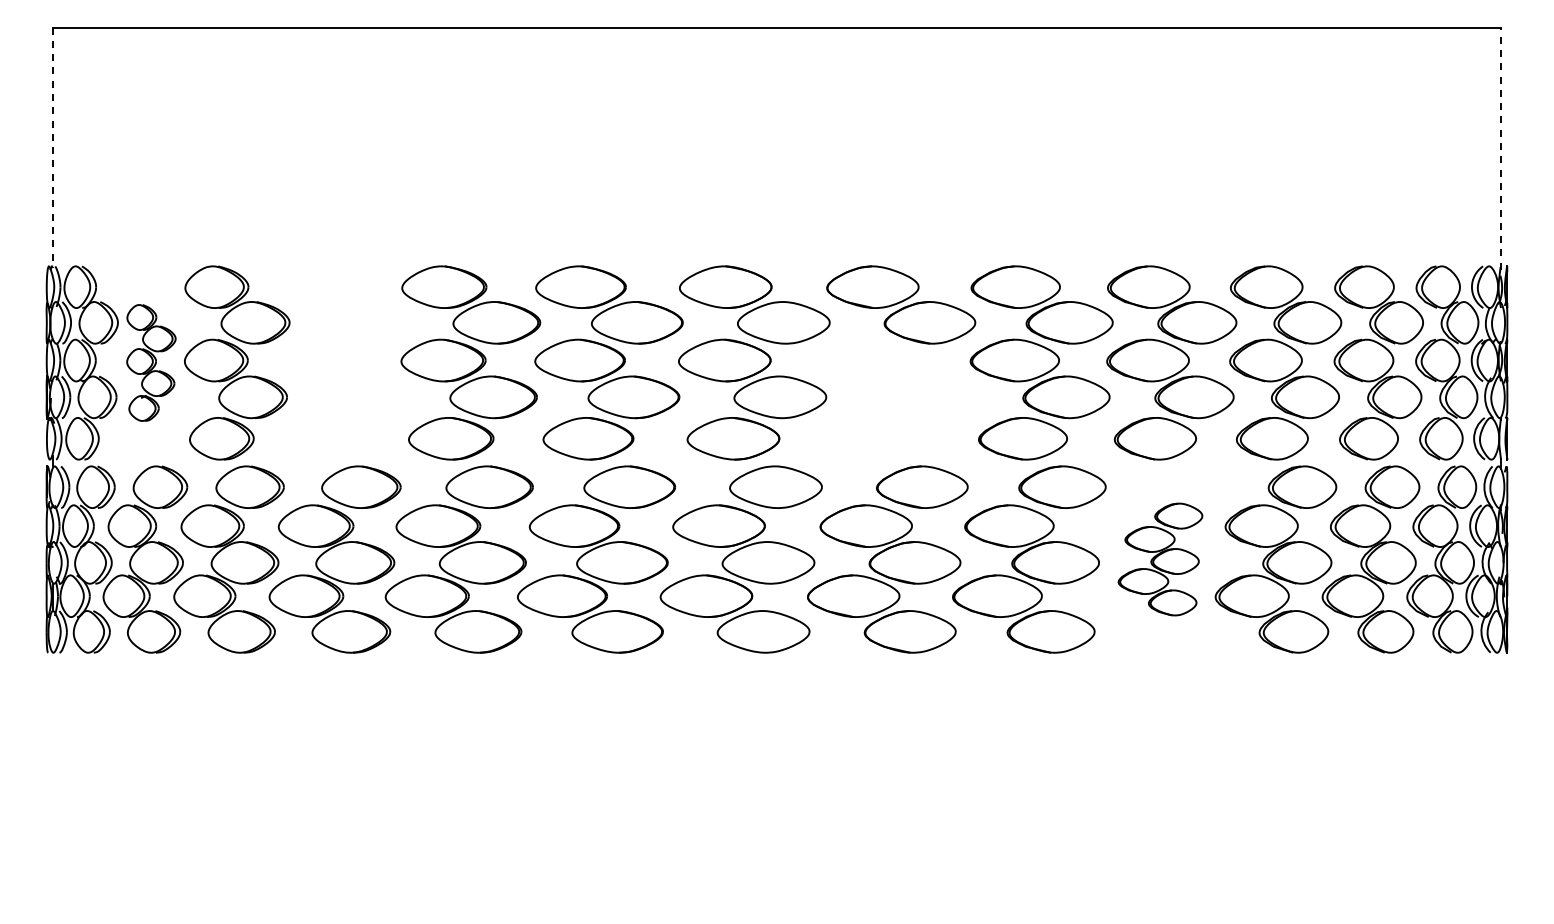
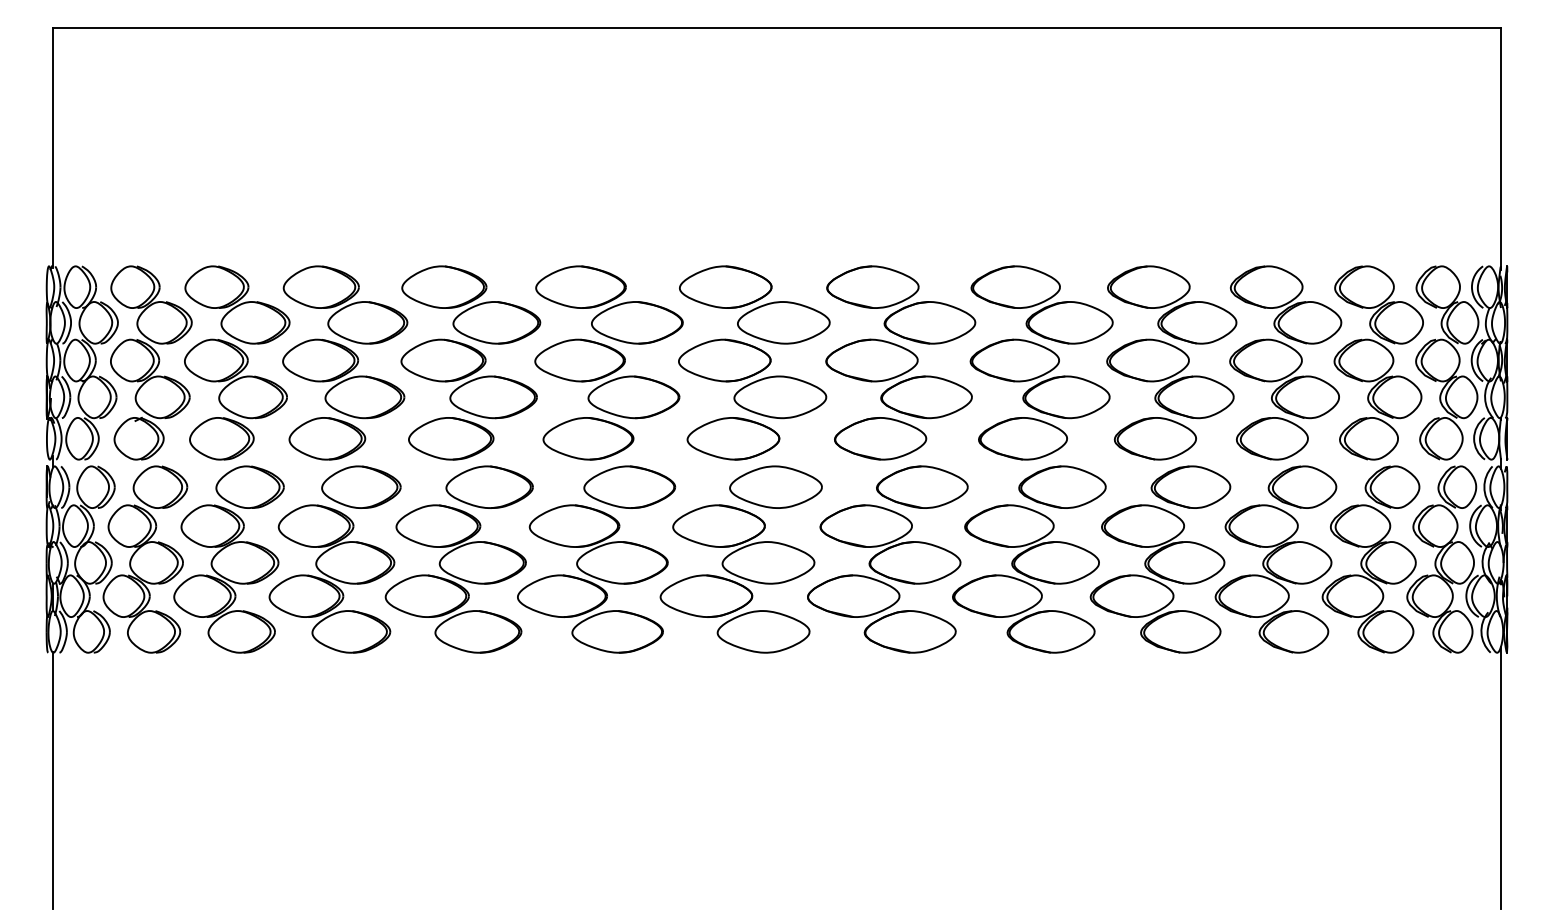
line: dashed -> solid (52, 148)
line: dashed -> solid (1501, 148)
part size: 51x118 px -> 83x196 px (151, 362)
part: none -> present (345, 362)
part: none -> present (898, 399)
part size: 87x115 px -> 143x189 px (1160, 559)
line: none -> present (1501, 778)
line: none -> present (52, 780)
